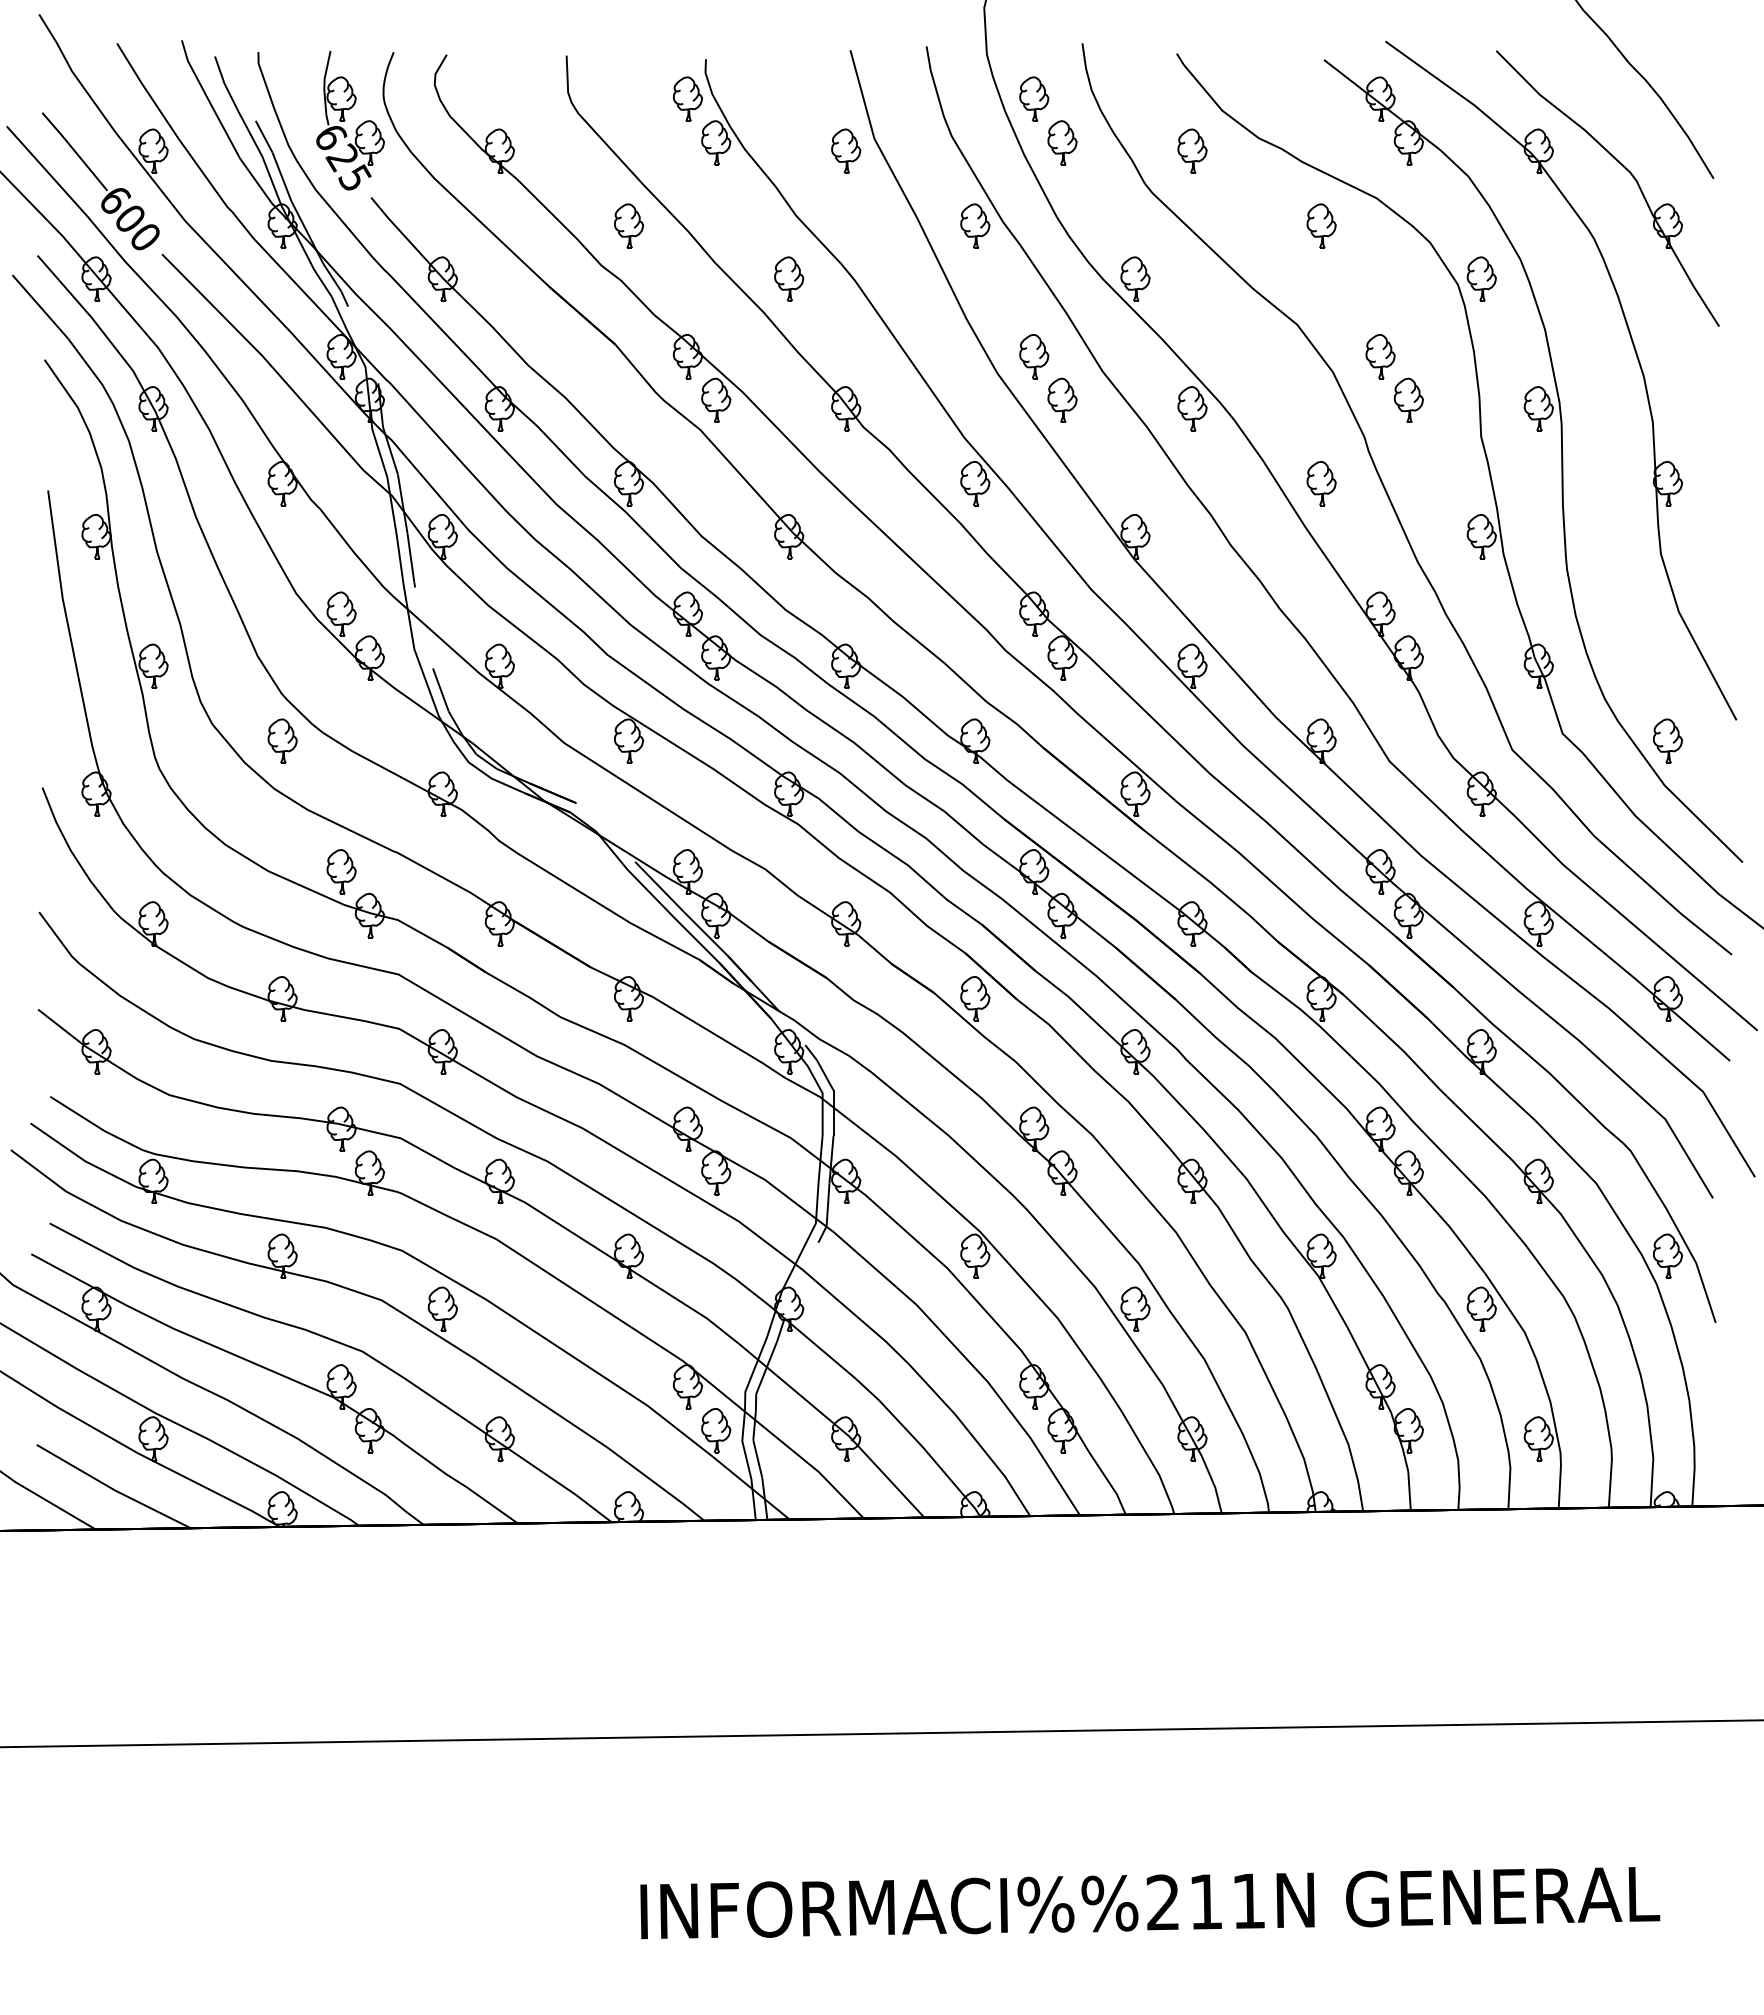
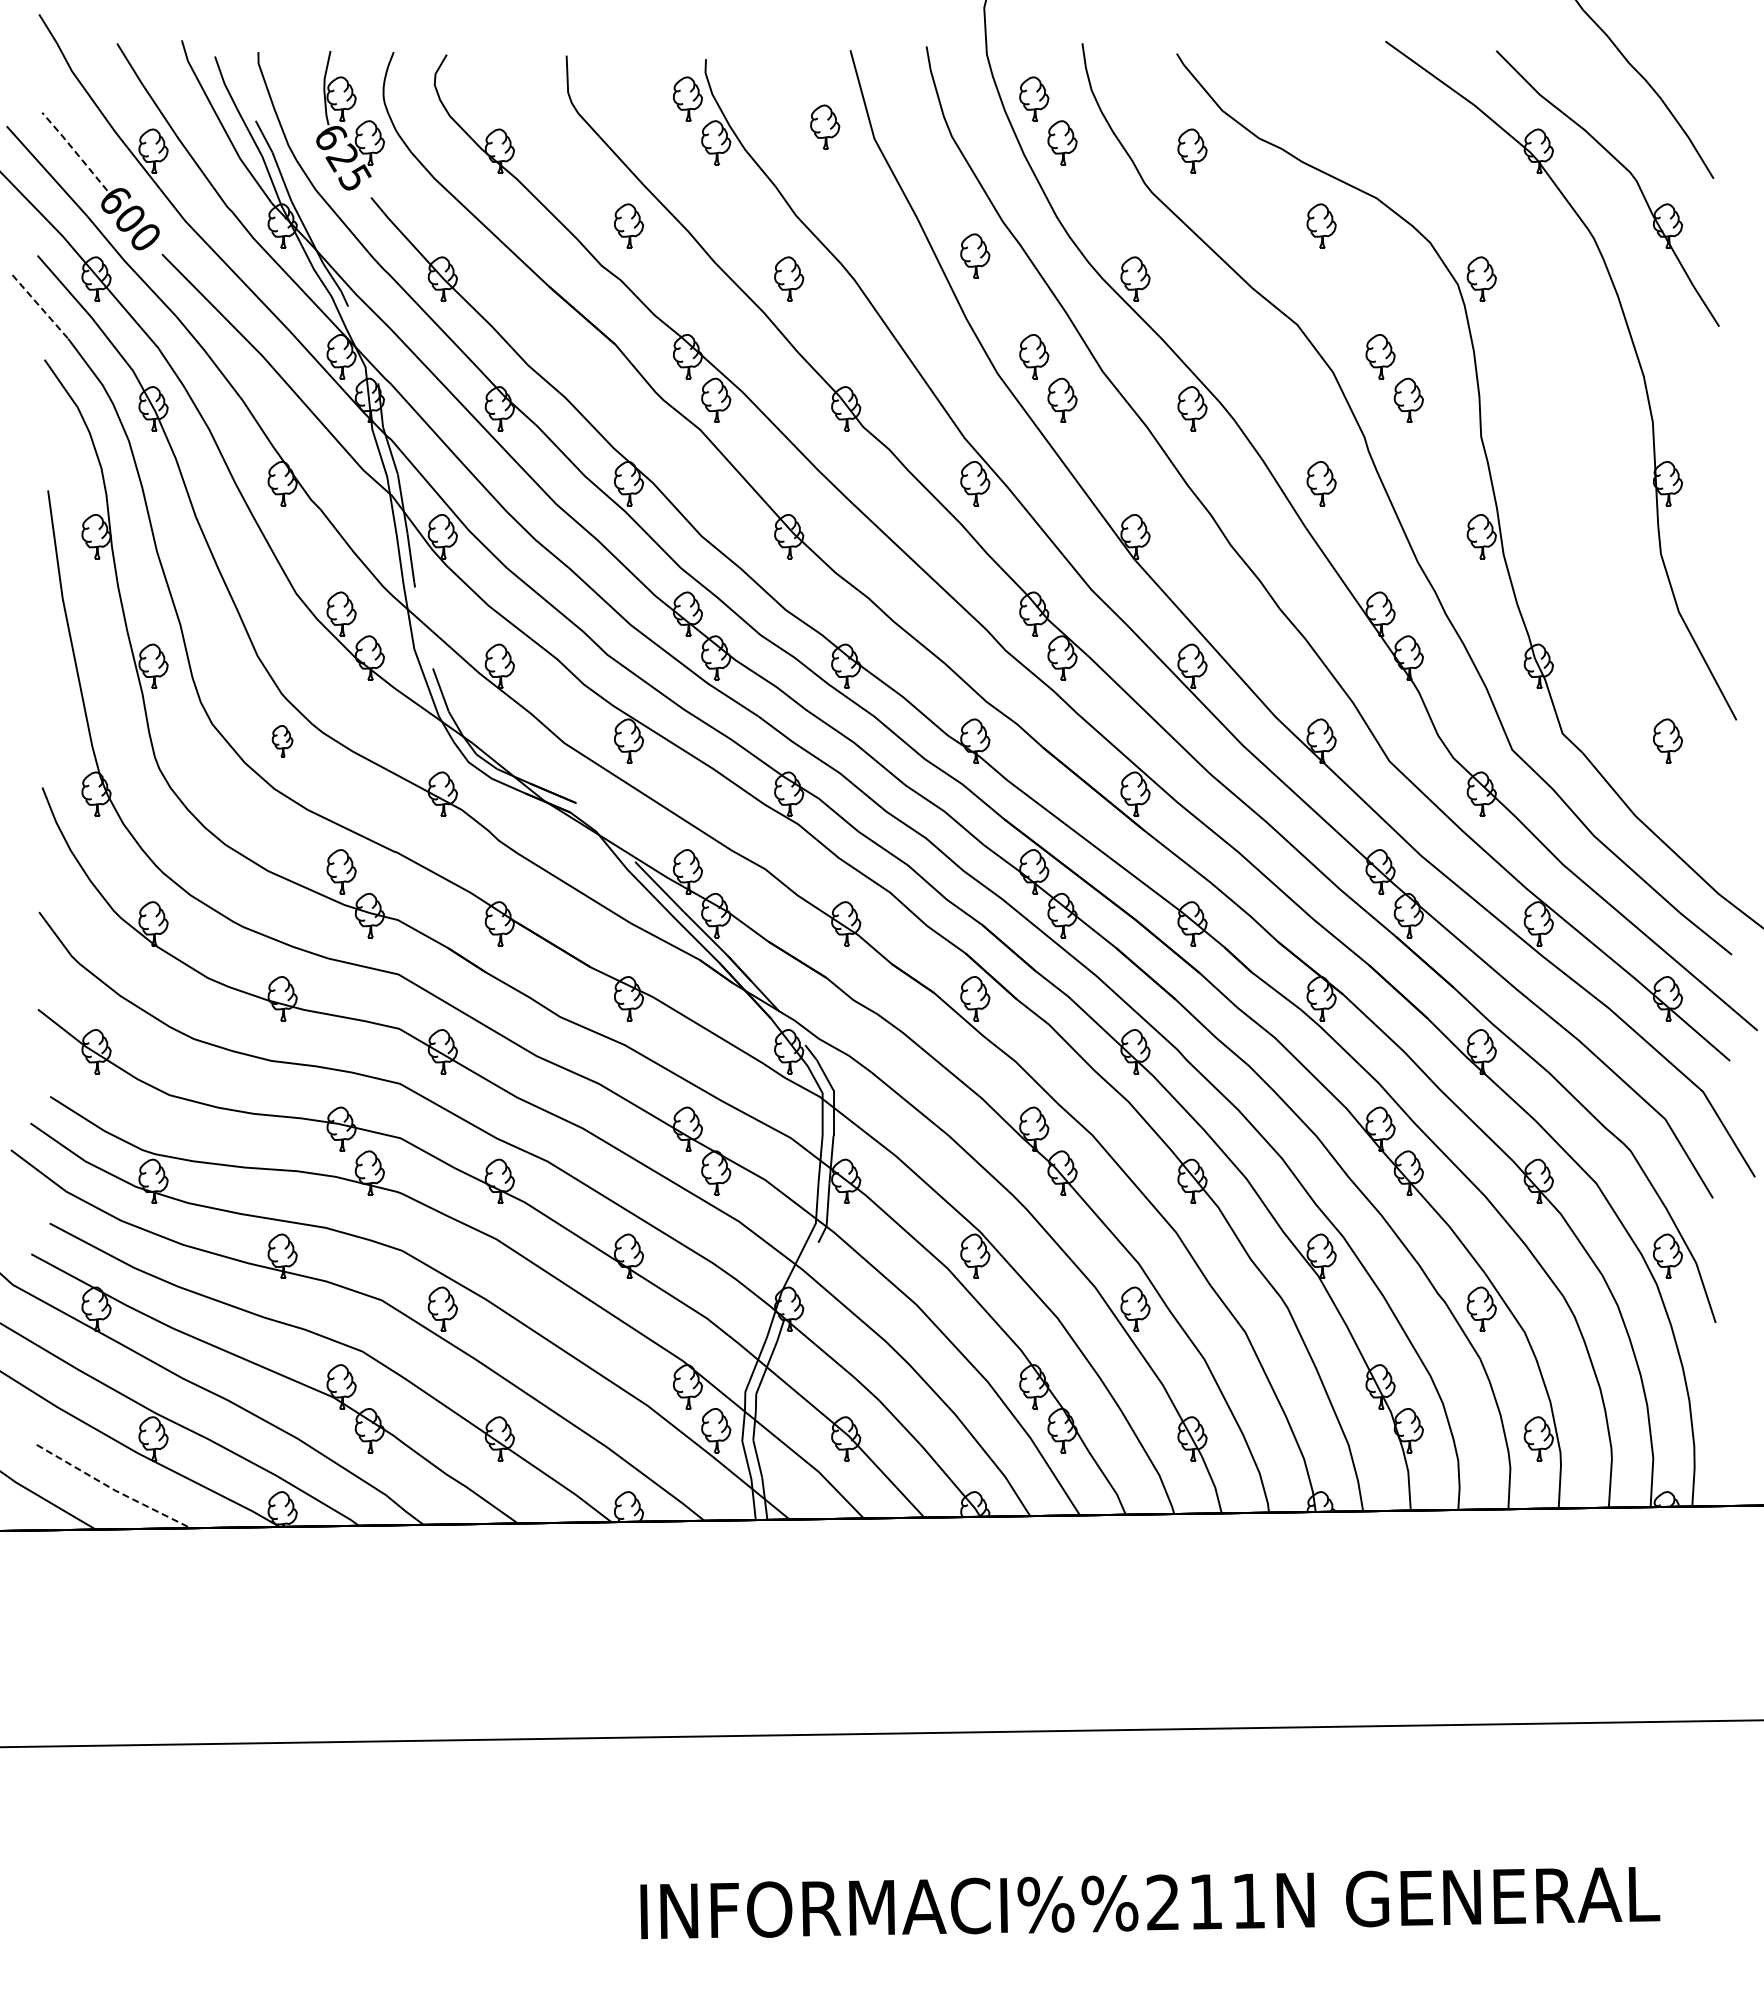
line: solid -> dashed (74, 150)
part position: (846, 150) -> (825, 126) (825, 126)
part position: (975, 225) -> (975, 255) (975, 255)
line: solid -> dashed (40, 307)
part: present -> none (1561, 460)
part size: 31x46 px -> 23x33 px (282, 741)
line: solid -> dashed (113, 1489)
